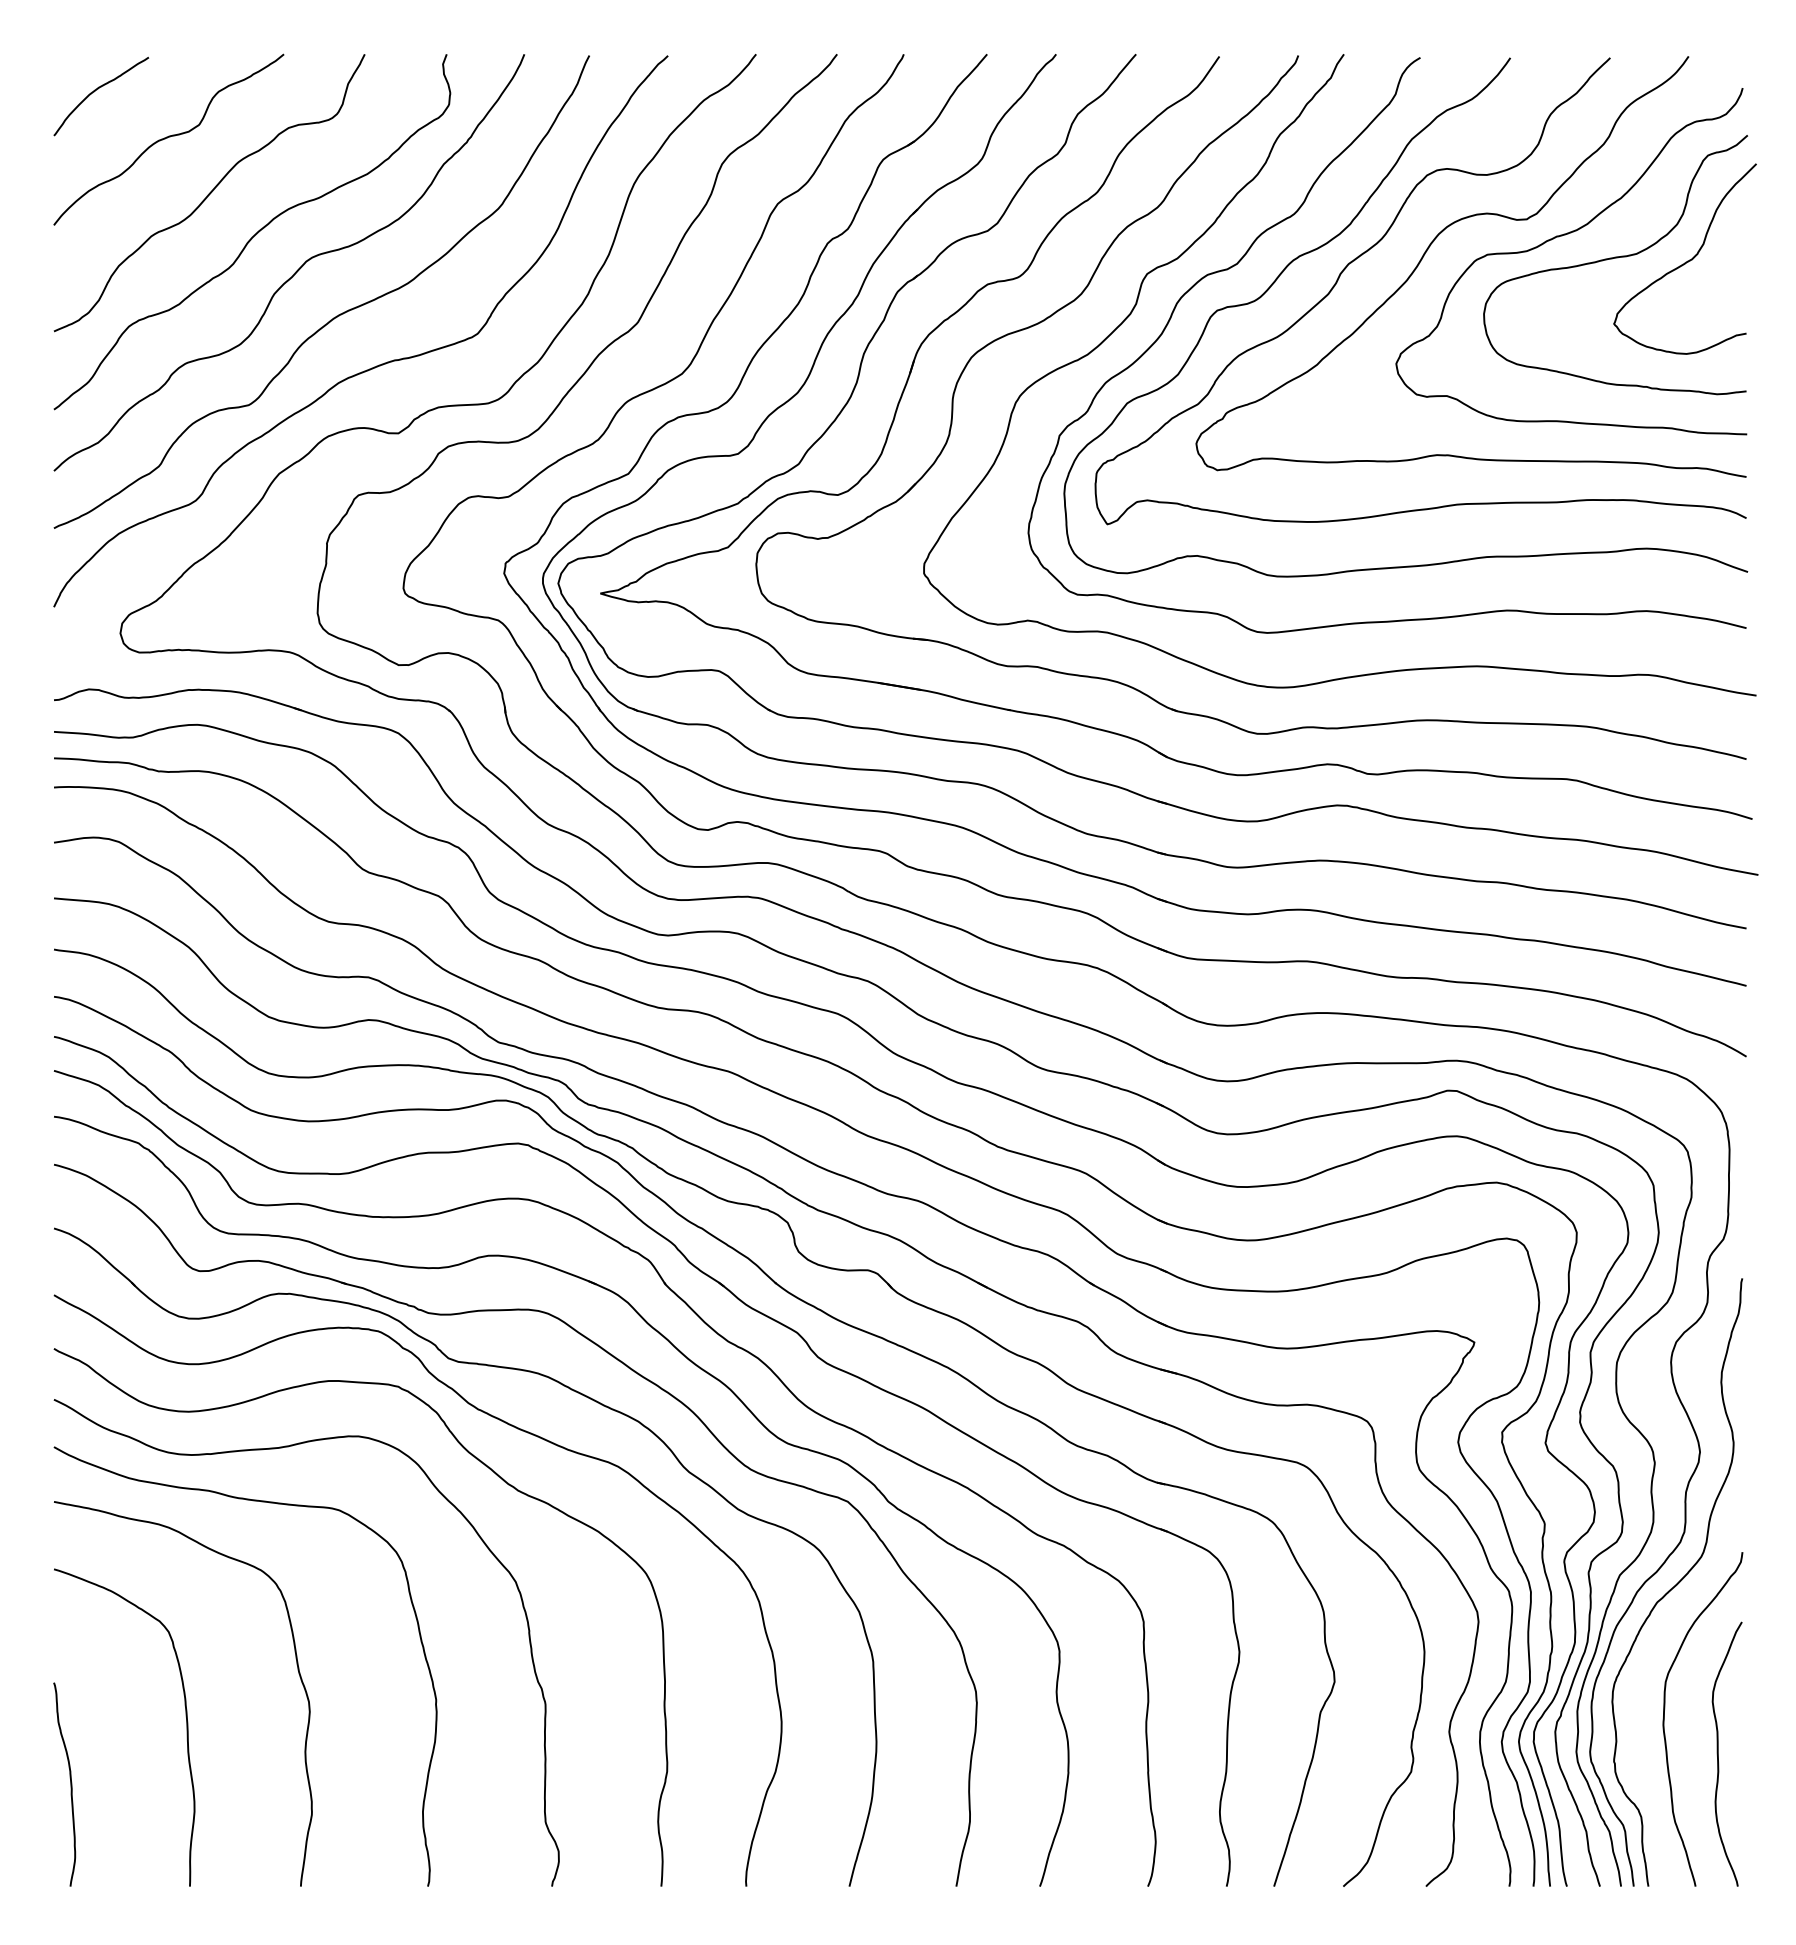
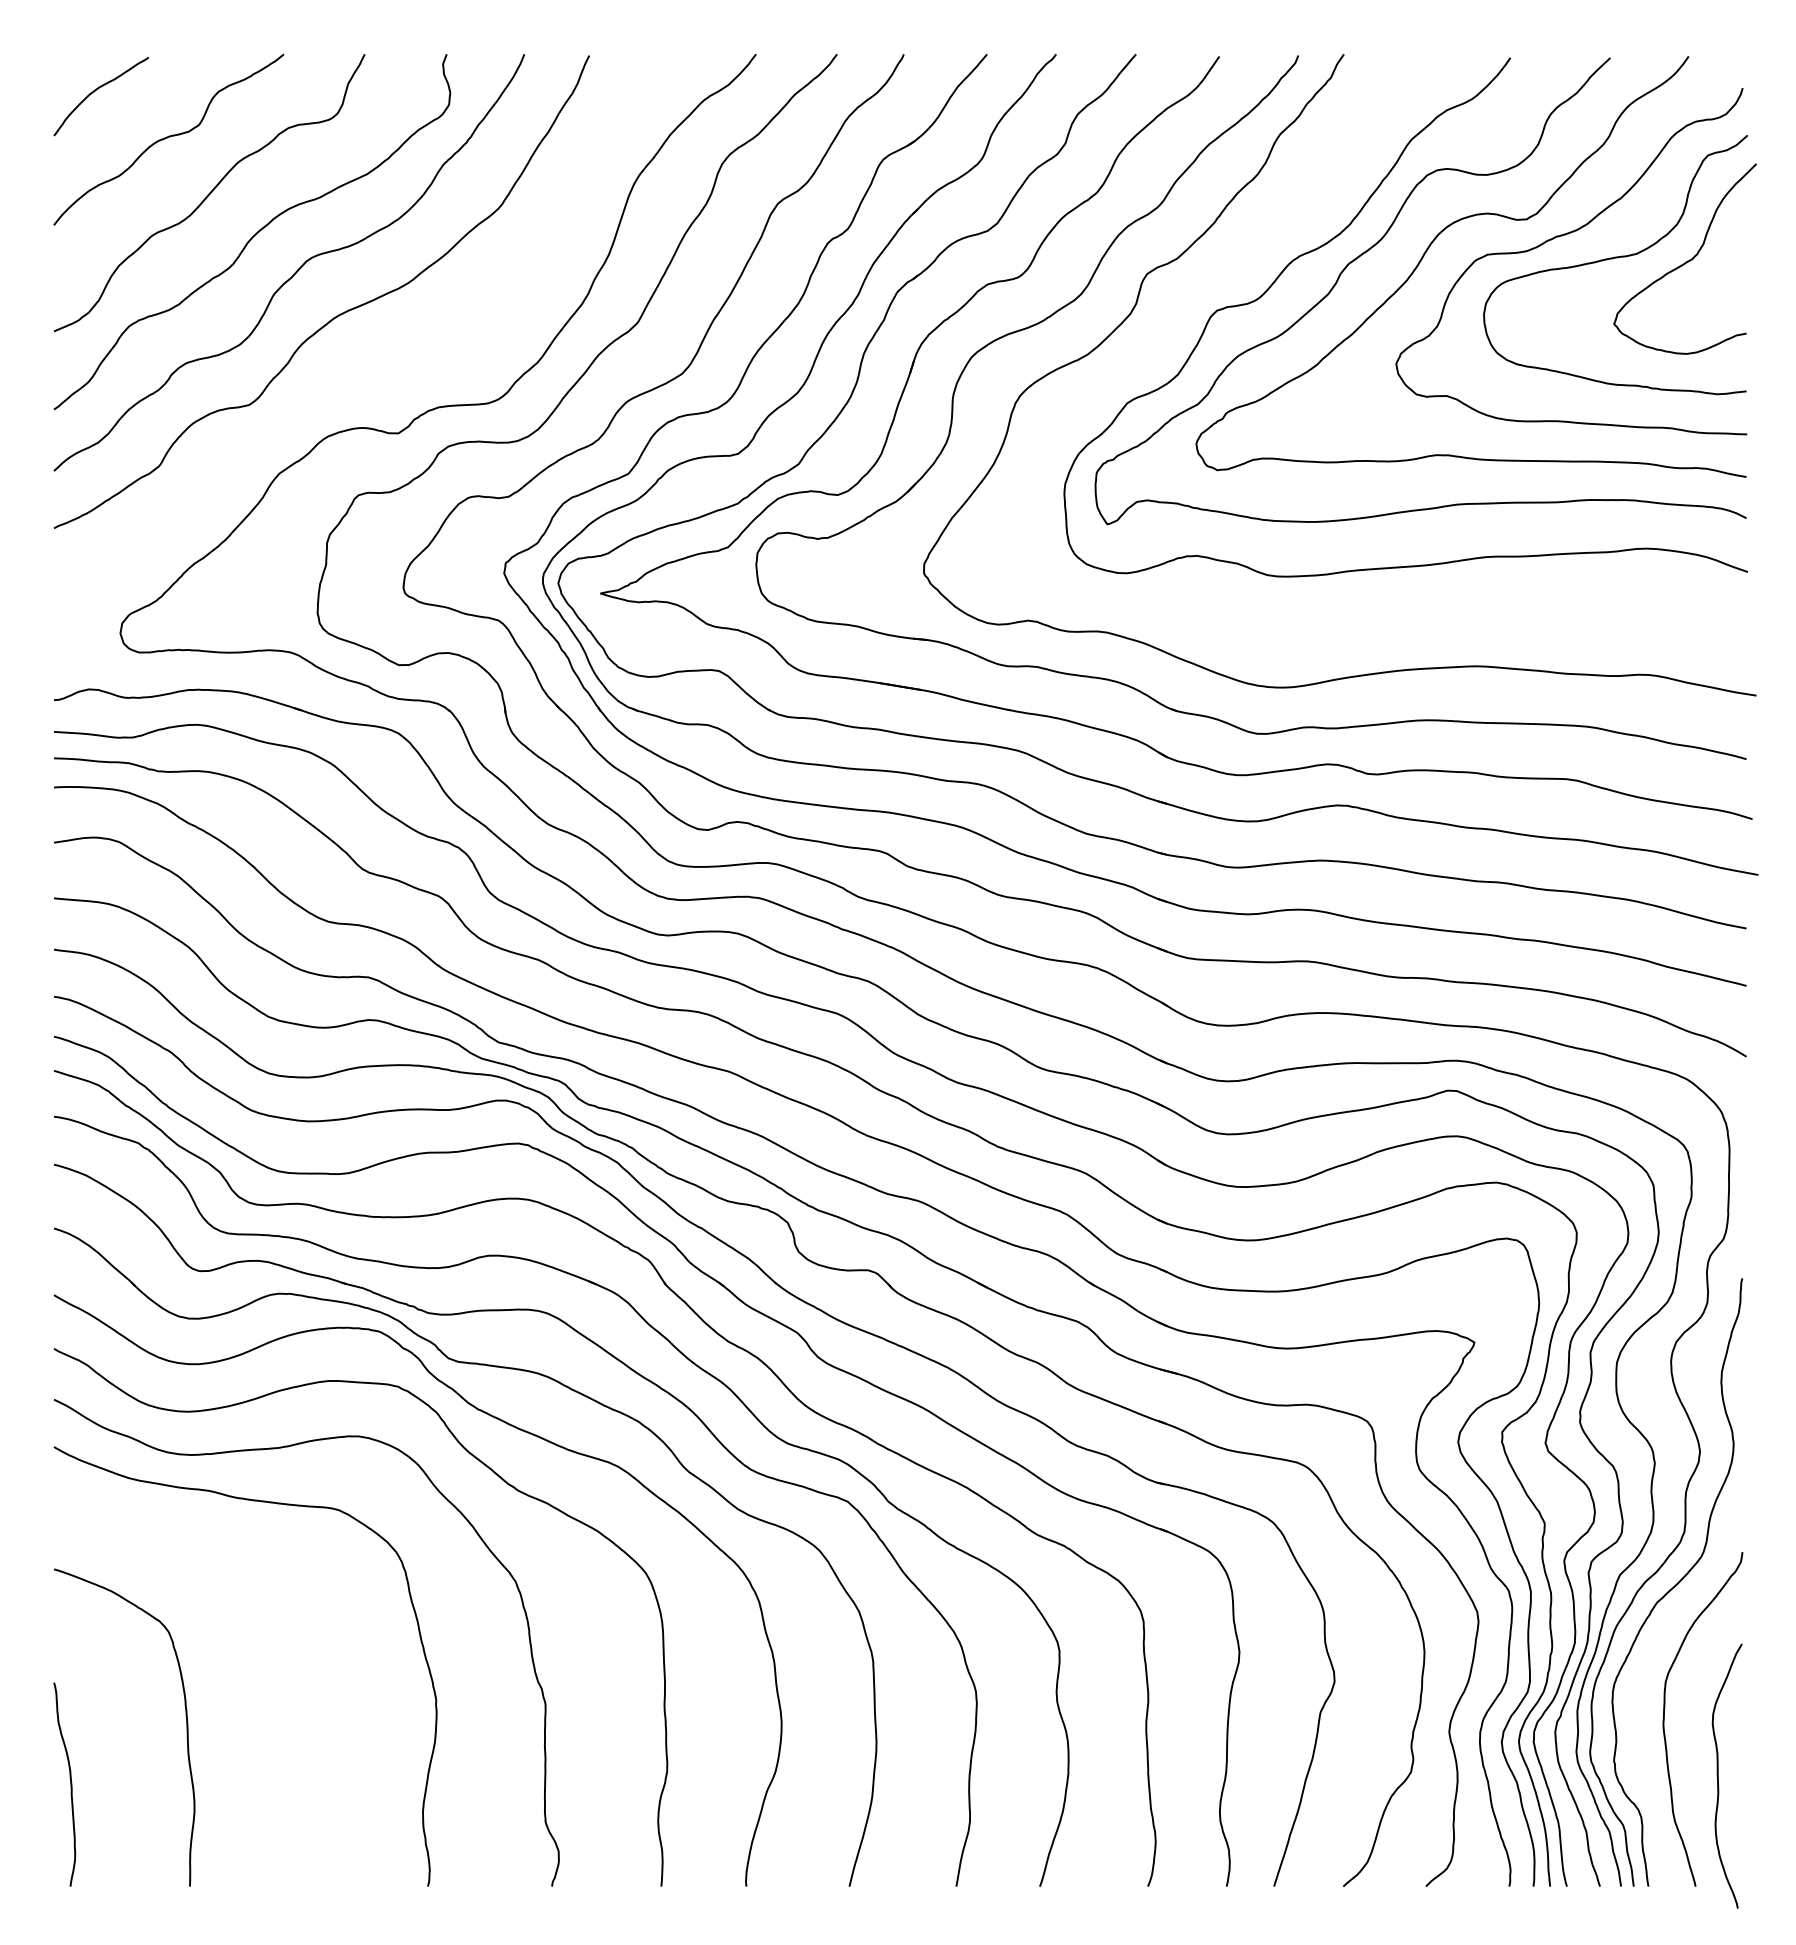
curve: present -> none (1291, 217)
curve: present -> none (376, 365)
curve: present -> none (297, 1670)
curve position: (1718, 1753) -> (1718, 1775) (1718, 1775)
